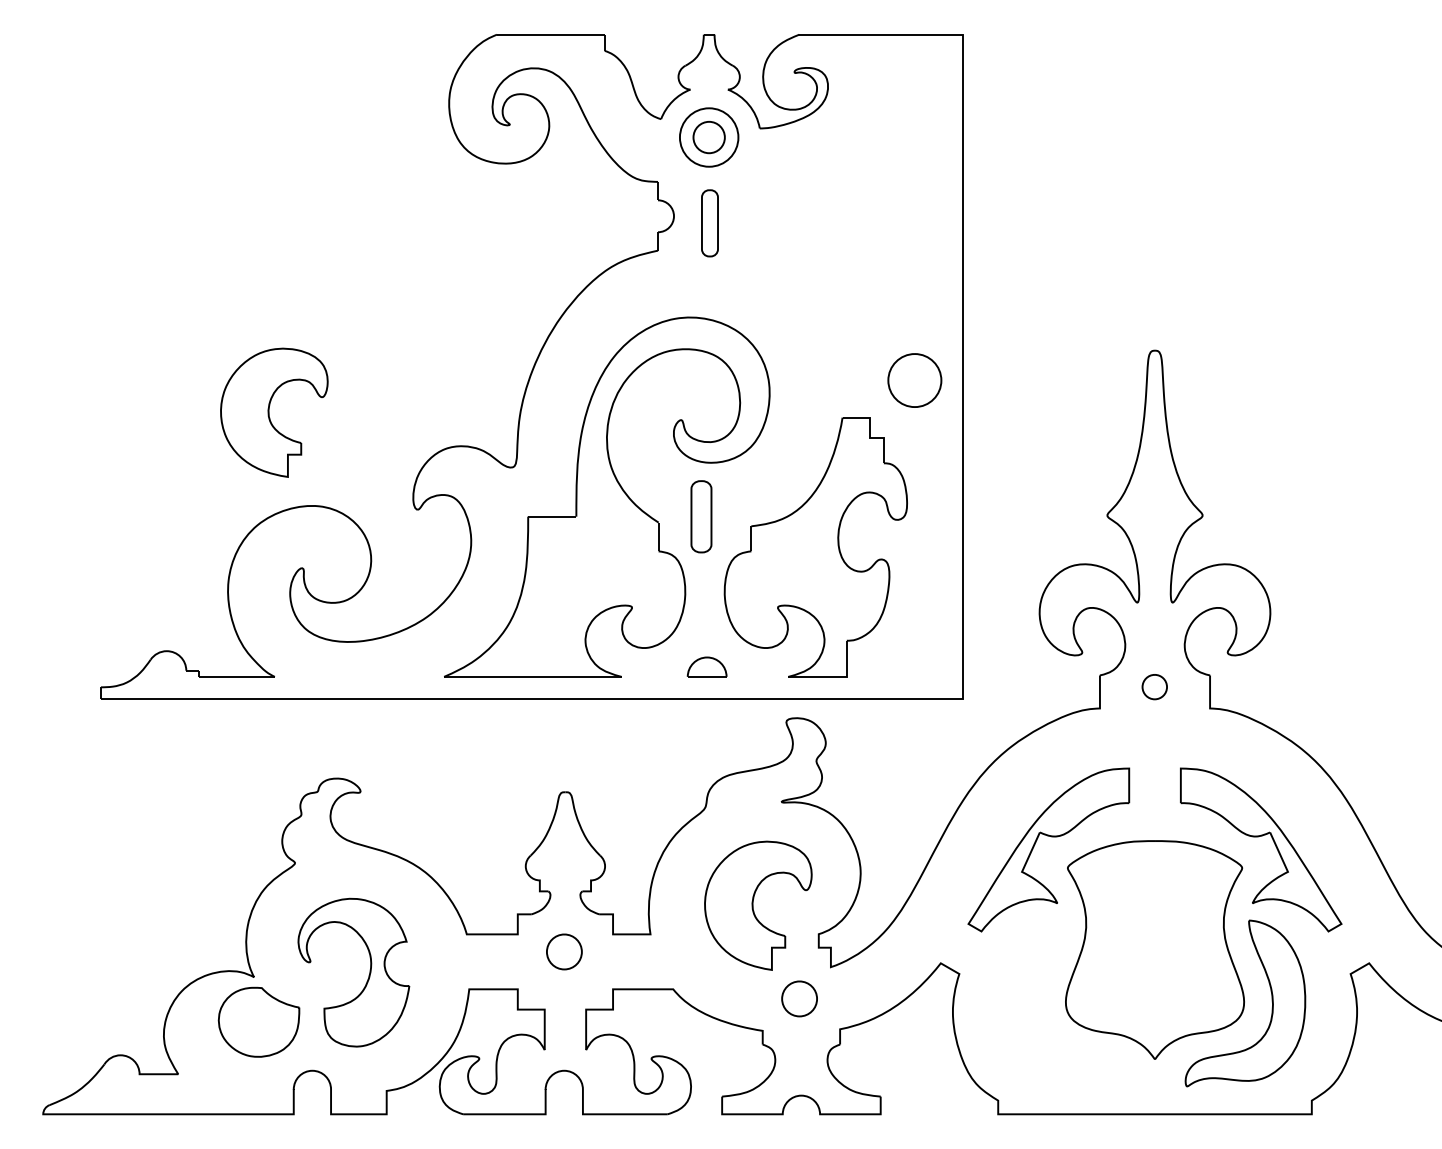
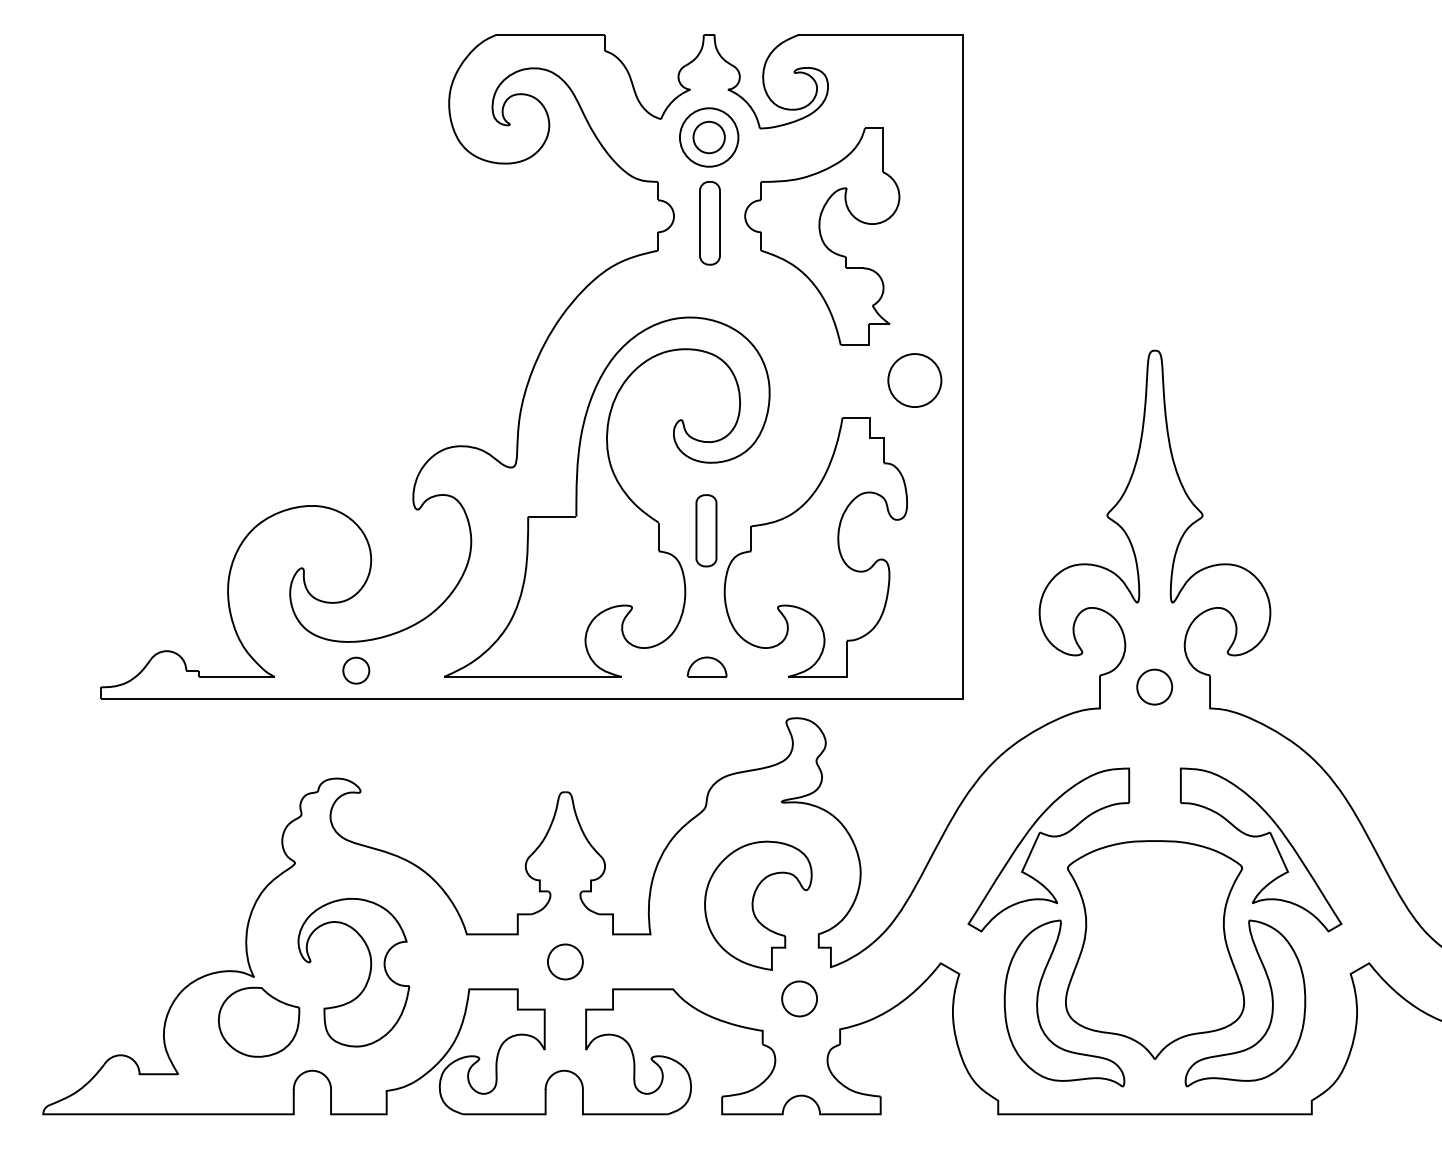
part size: 18x69 px -> 22x85 px (709, 223)
part: none -> present (822, 236)
part: present -> none (274, 412)
part position: (701, 516) -> (706, 530) (706, 530)
part: none -> present (356, 670)
part size: 27x27 px -> 38x38 px (1154, 686)
part position: (564, 951) -> (565, 961) (565, 961)
part: none -> present (1038, 1002)
